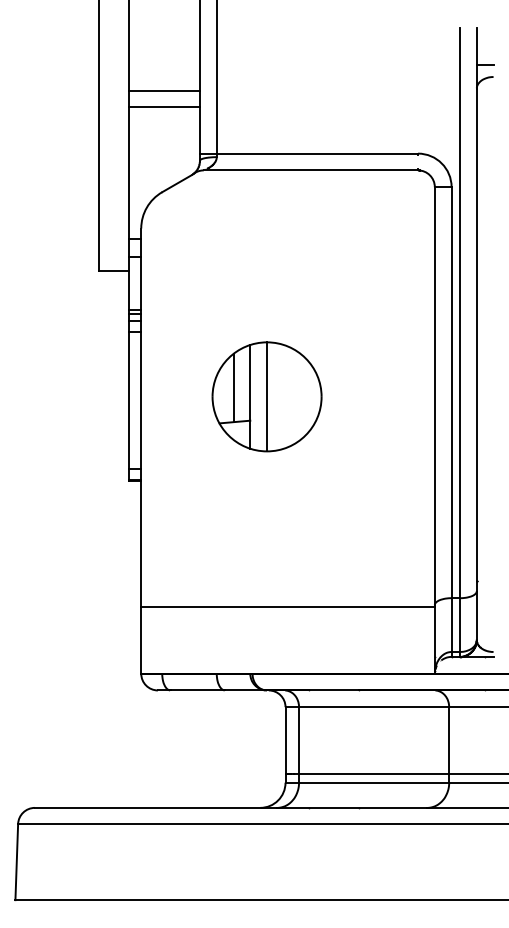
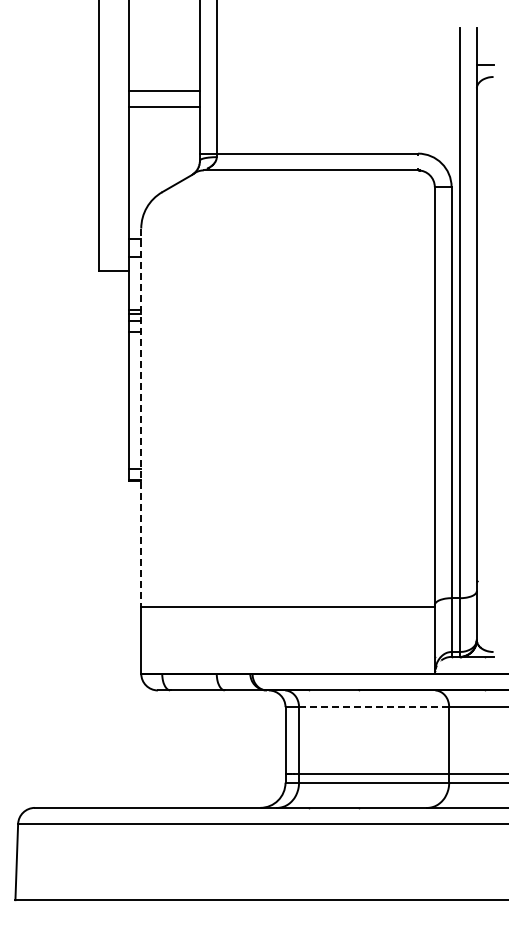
part: present -> none (266, 396)
line: solid -> dashed (141, 418)
line: solid -> dashed (373, 707)
